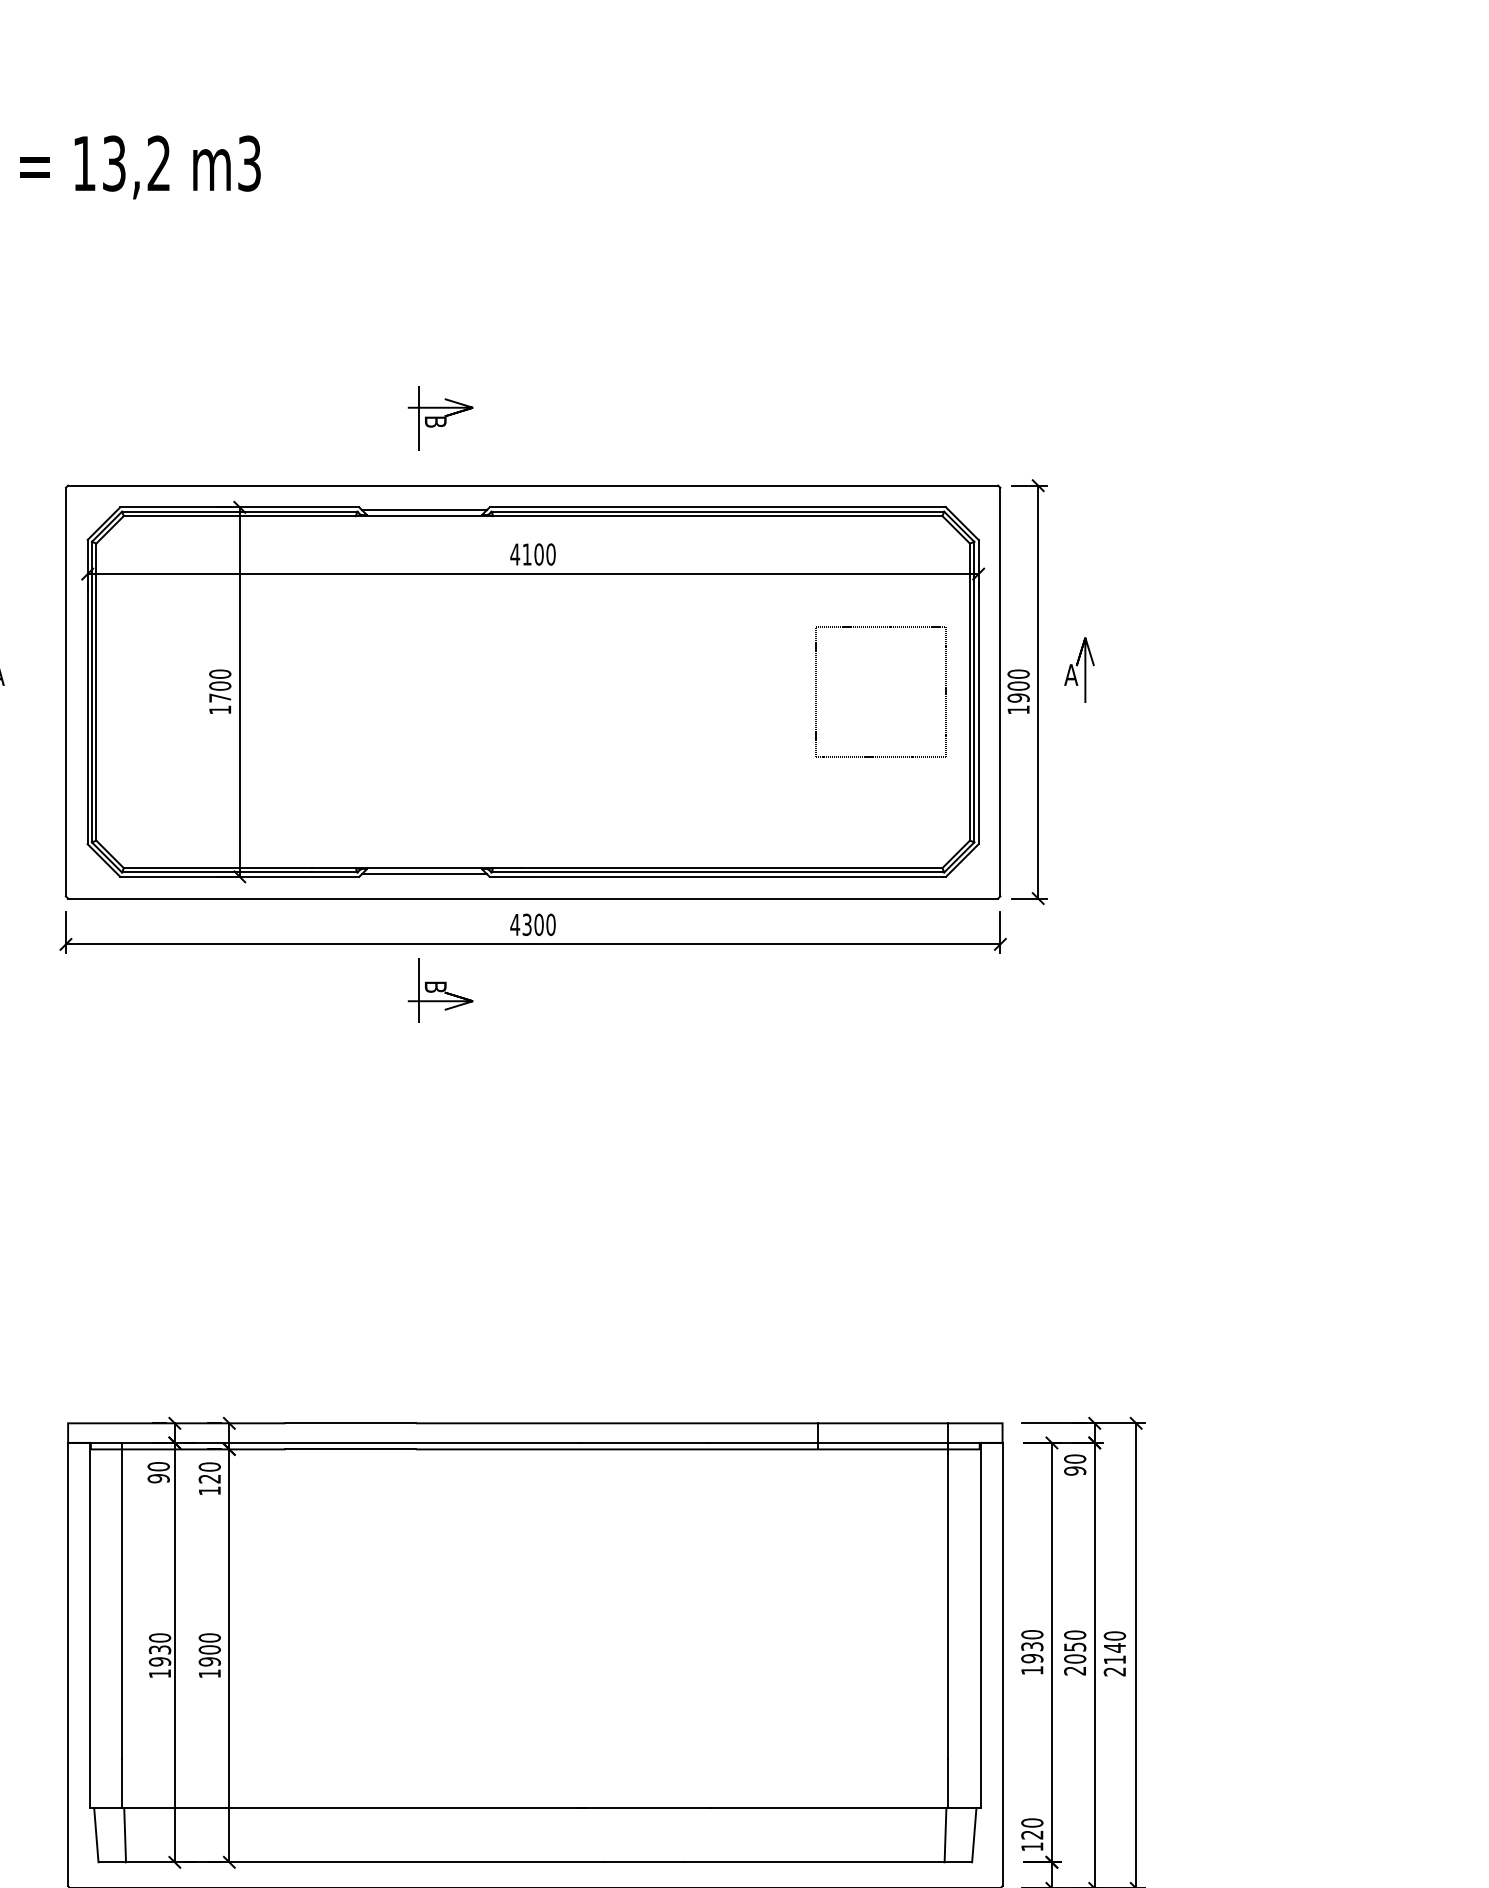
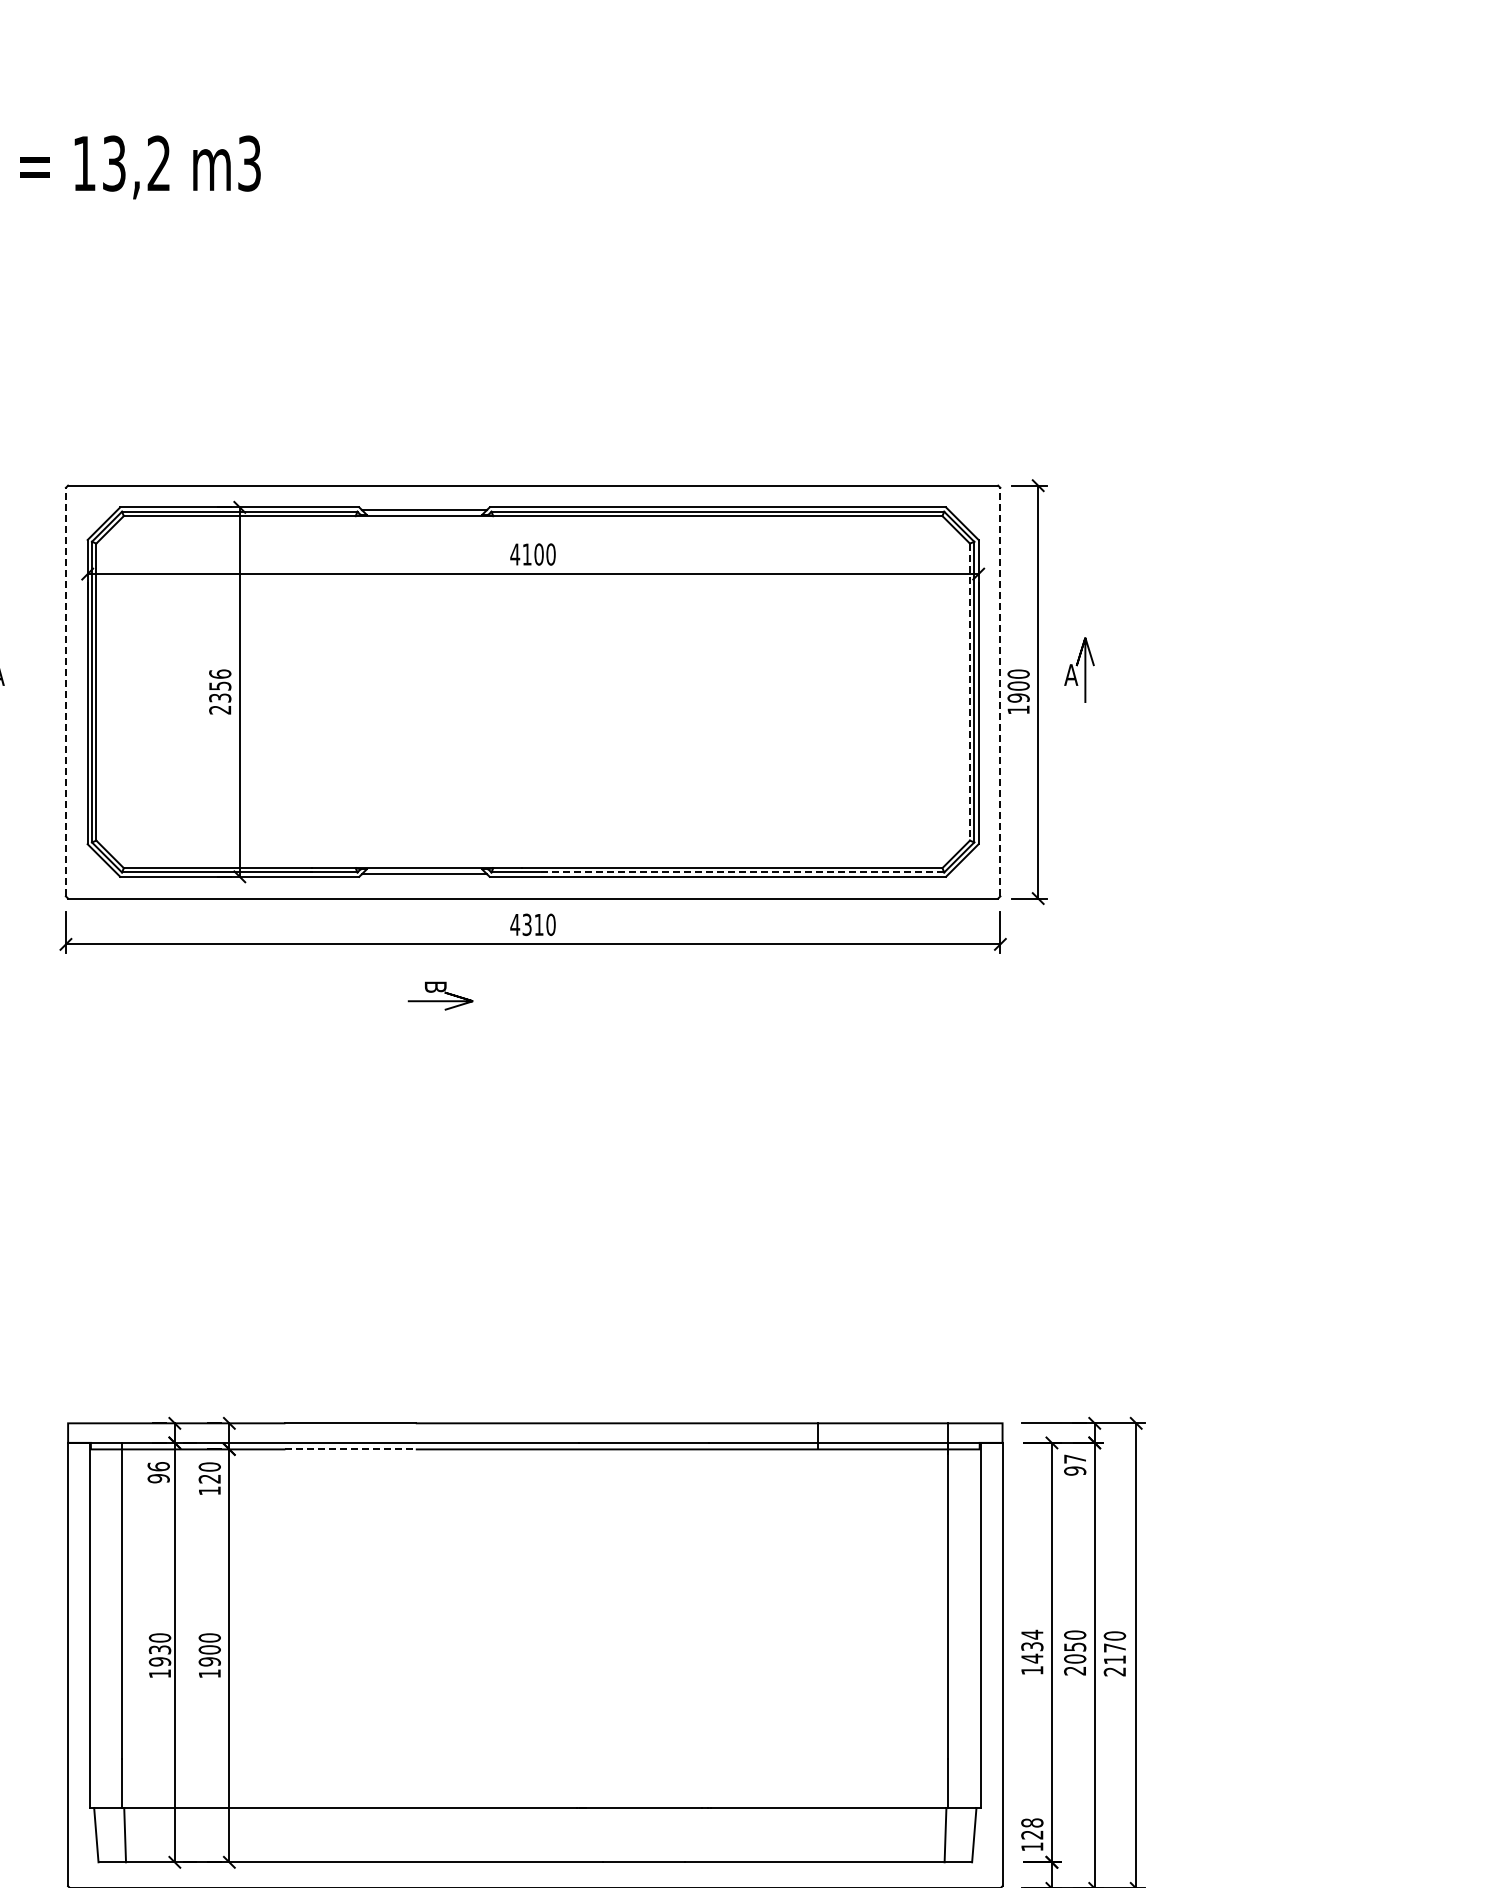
part: present -> none (440, 418)
line: solid -> dashed (65, 691)
text: 1700 -> 2356 (220, 691)
part: present -> none (816, 691)
line: solid -> dashed (1000, 691)
line: solid -> dashed (969, 692)
line: solid -> dashed (741, 872)
text: 4300 -> 4310 (538, 924)
line: present -> none (418, 989)
line: solid -> dashed (351, 1449)
text: 90 -> 97 (1075, 1458)
text: 90 -> 96 (158, 1466)
text: 1930 -> 1434 (1032, 1646)
text: 2140 -> 2170 (1114, 1647)
text: 120 -> 128 (1032, 1822)
